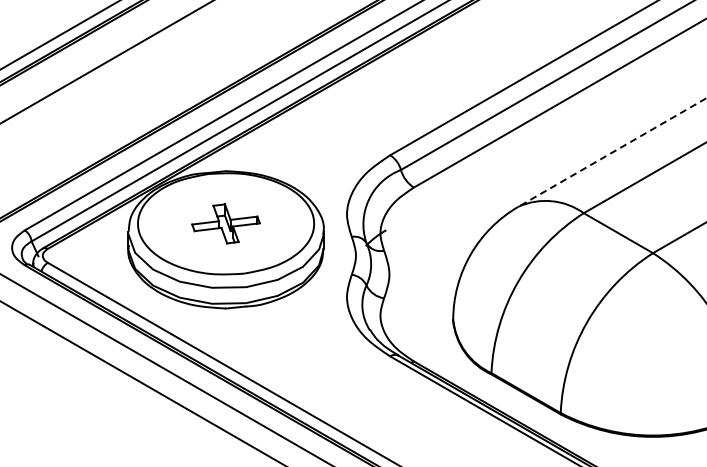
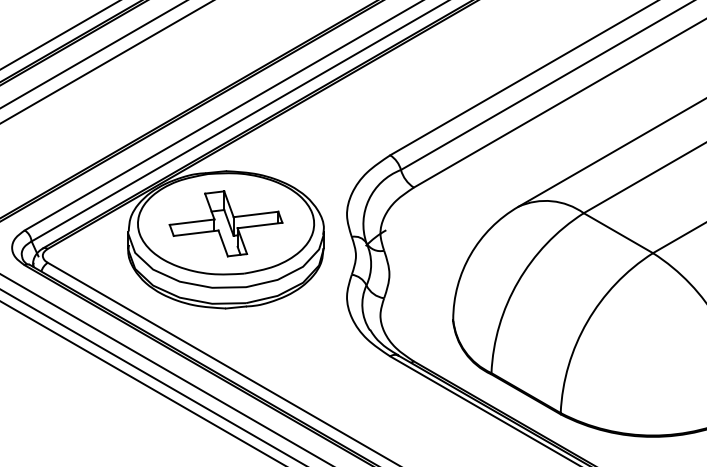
line: none -> present (92, 54)
line: dashed -> solid (611, 152)
part size: 70x42 px -> 116x68 px (225, 223)
line: none -> present (152, 376)
